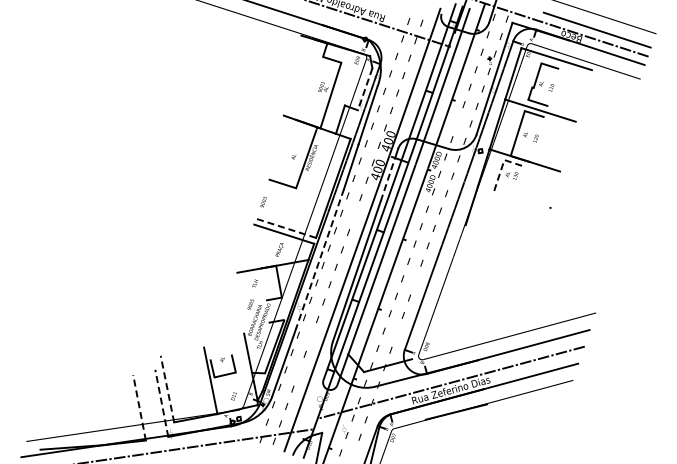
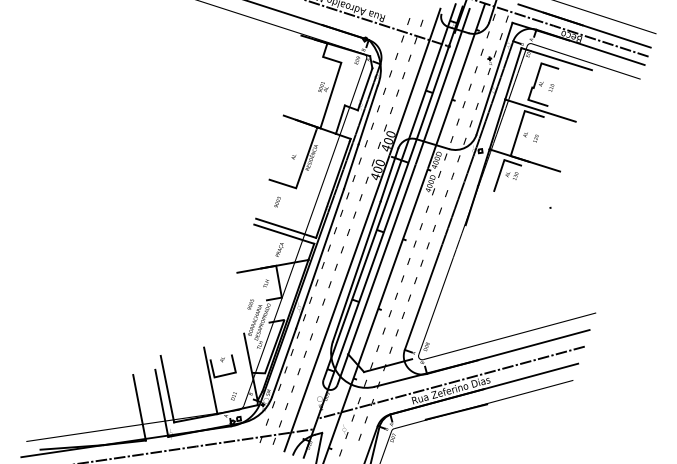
line: none -> present (550, 14)
line: dashed -> solid (365, 89)
part: none -> present (457, 121)
line: dashed -> solid (502, 166)
line: dashed -> solid (388, 178)
text position: (263, 201) -> (277, 201) (277, 201)
part: none -> present (354, 214)
line: dashed -> solid (285, 228)
line: dashed -> solid (320, 259)
part: none -> present (415, 280)
text position: (255, 283) -> (266, 283) (266, 283)
part: none -> present (396, 332)
part: none -> present (311, 336)
part: none -> present (298, 371)
line: dashed -> solid (167, 389)
line: dashed -> solid (161, 402)
line: dashed -> solid (139, 407)
